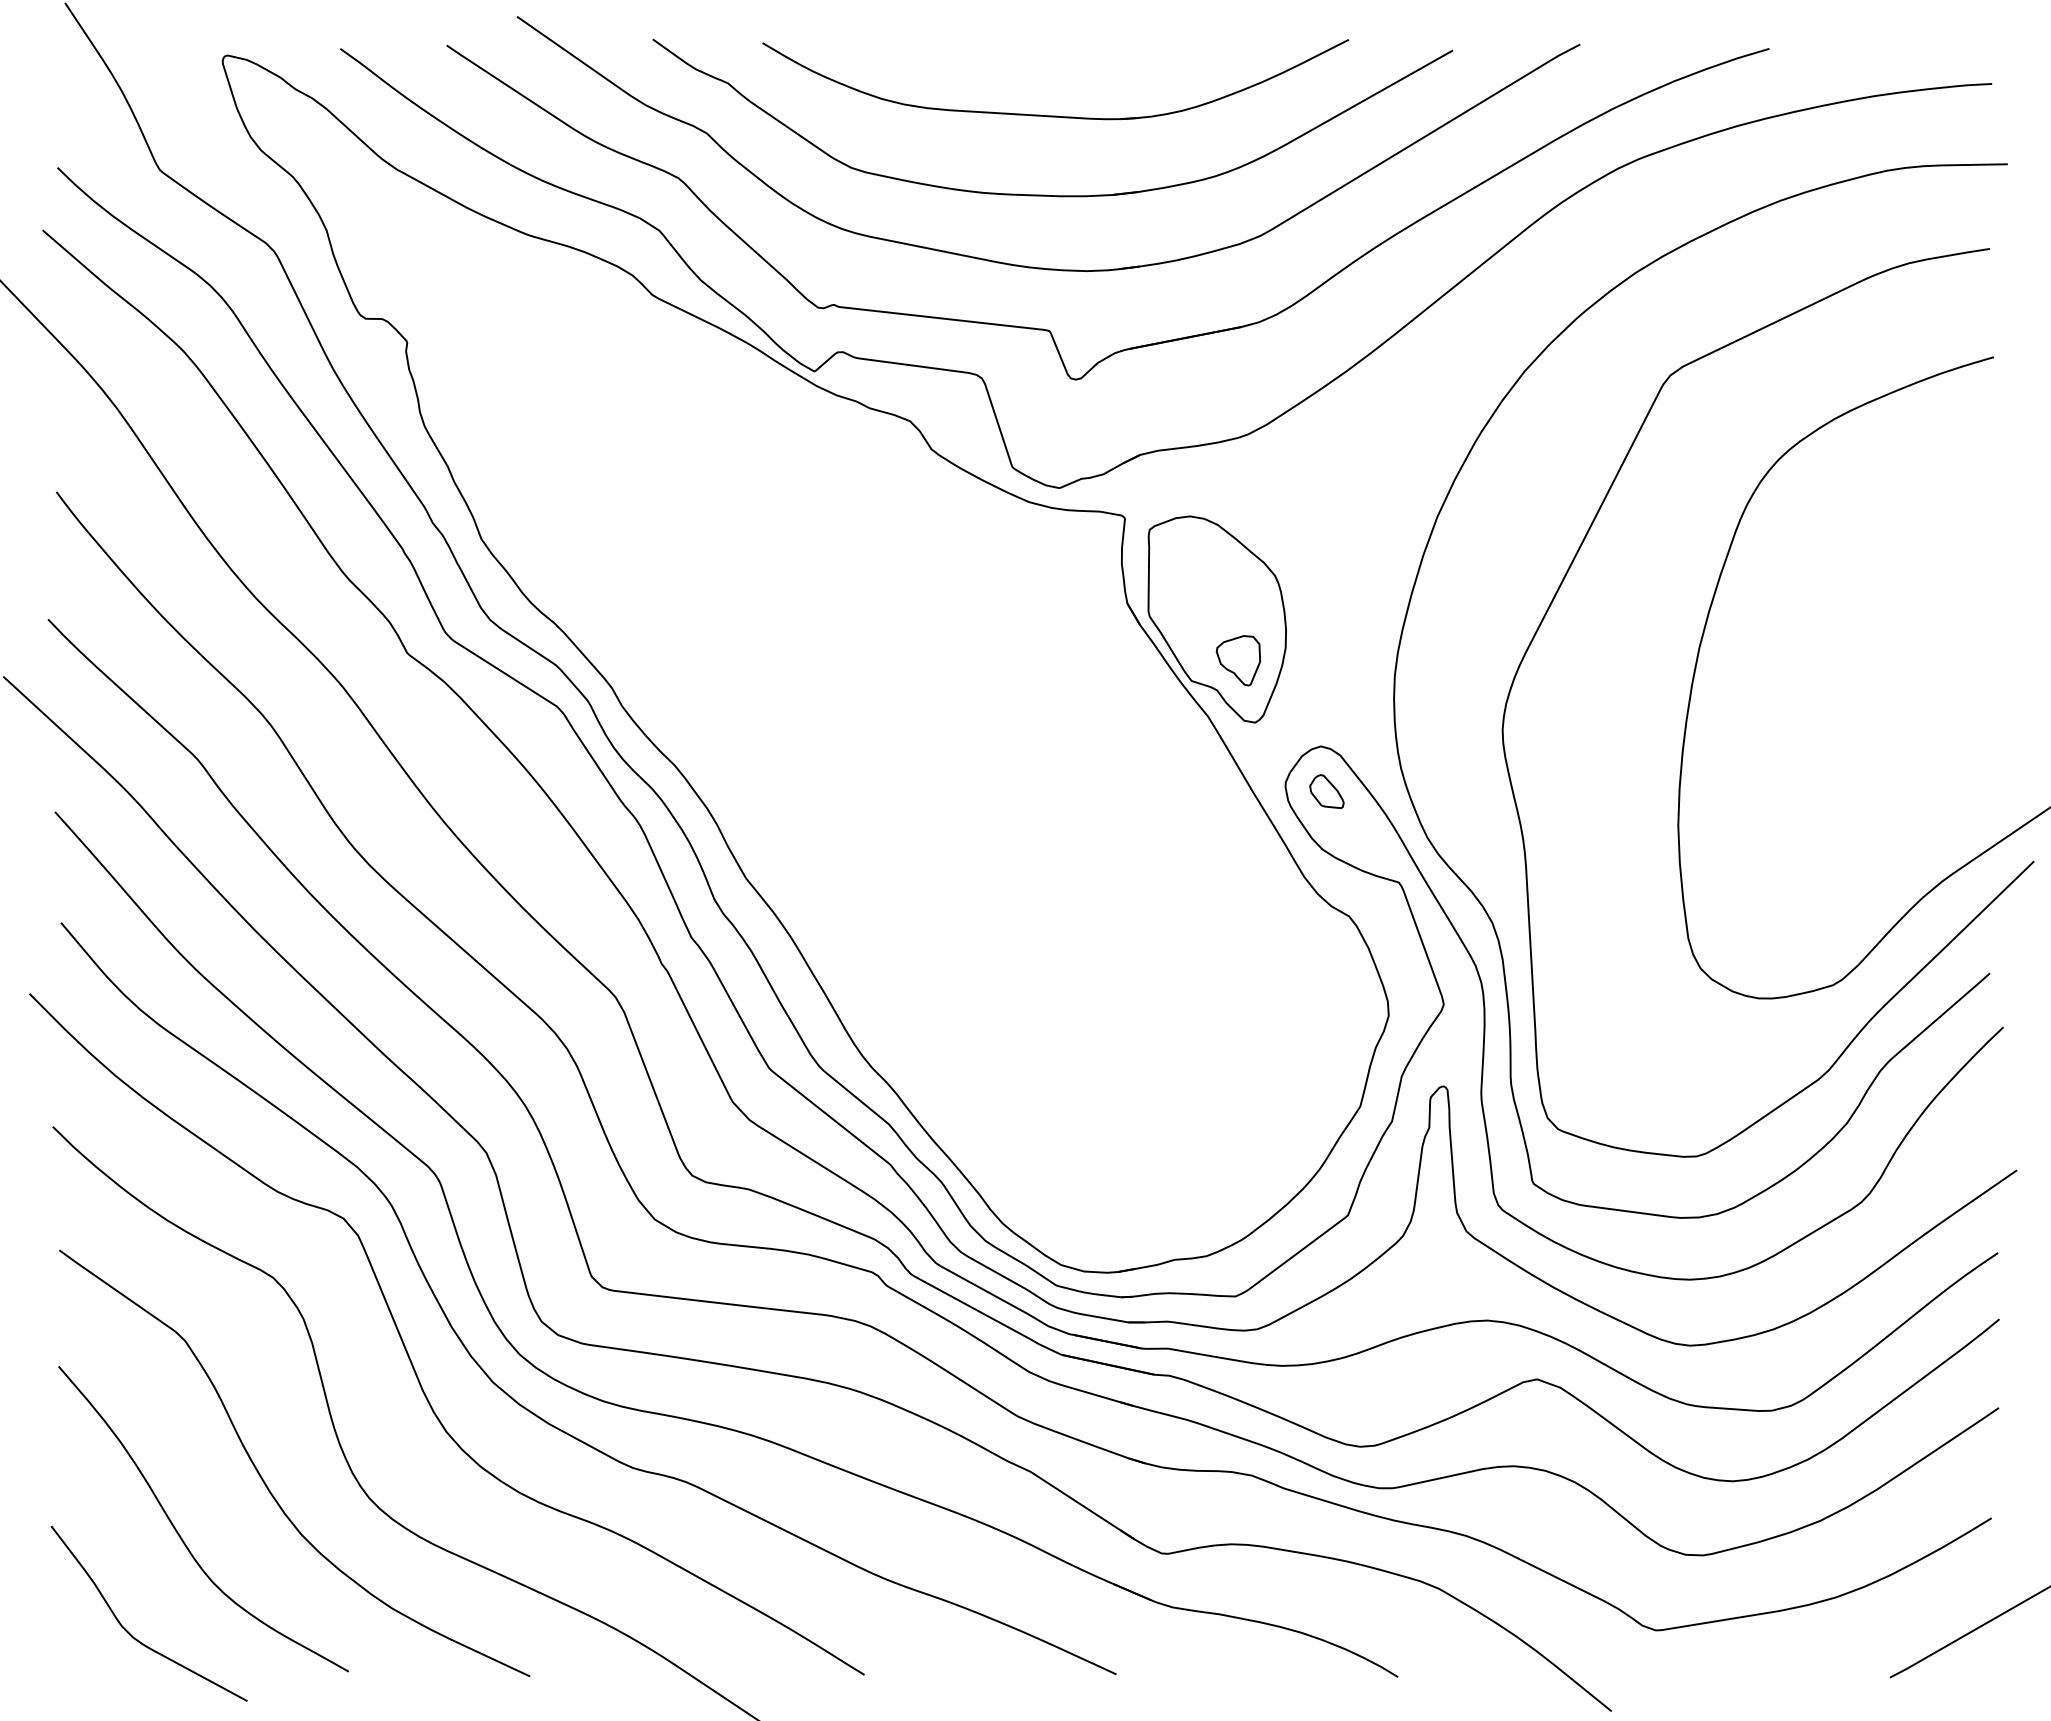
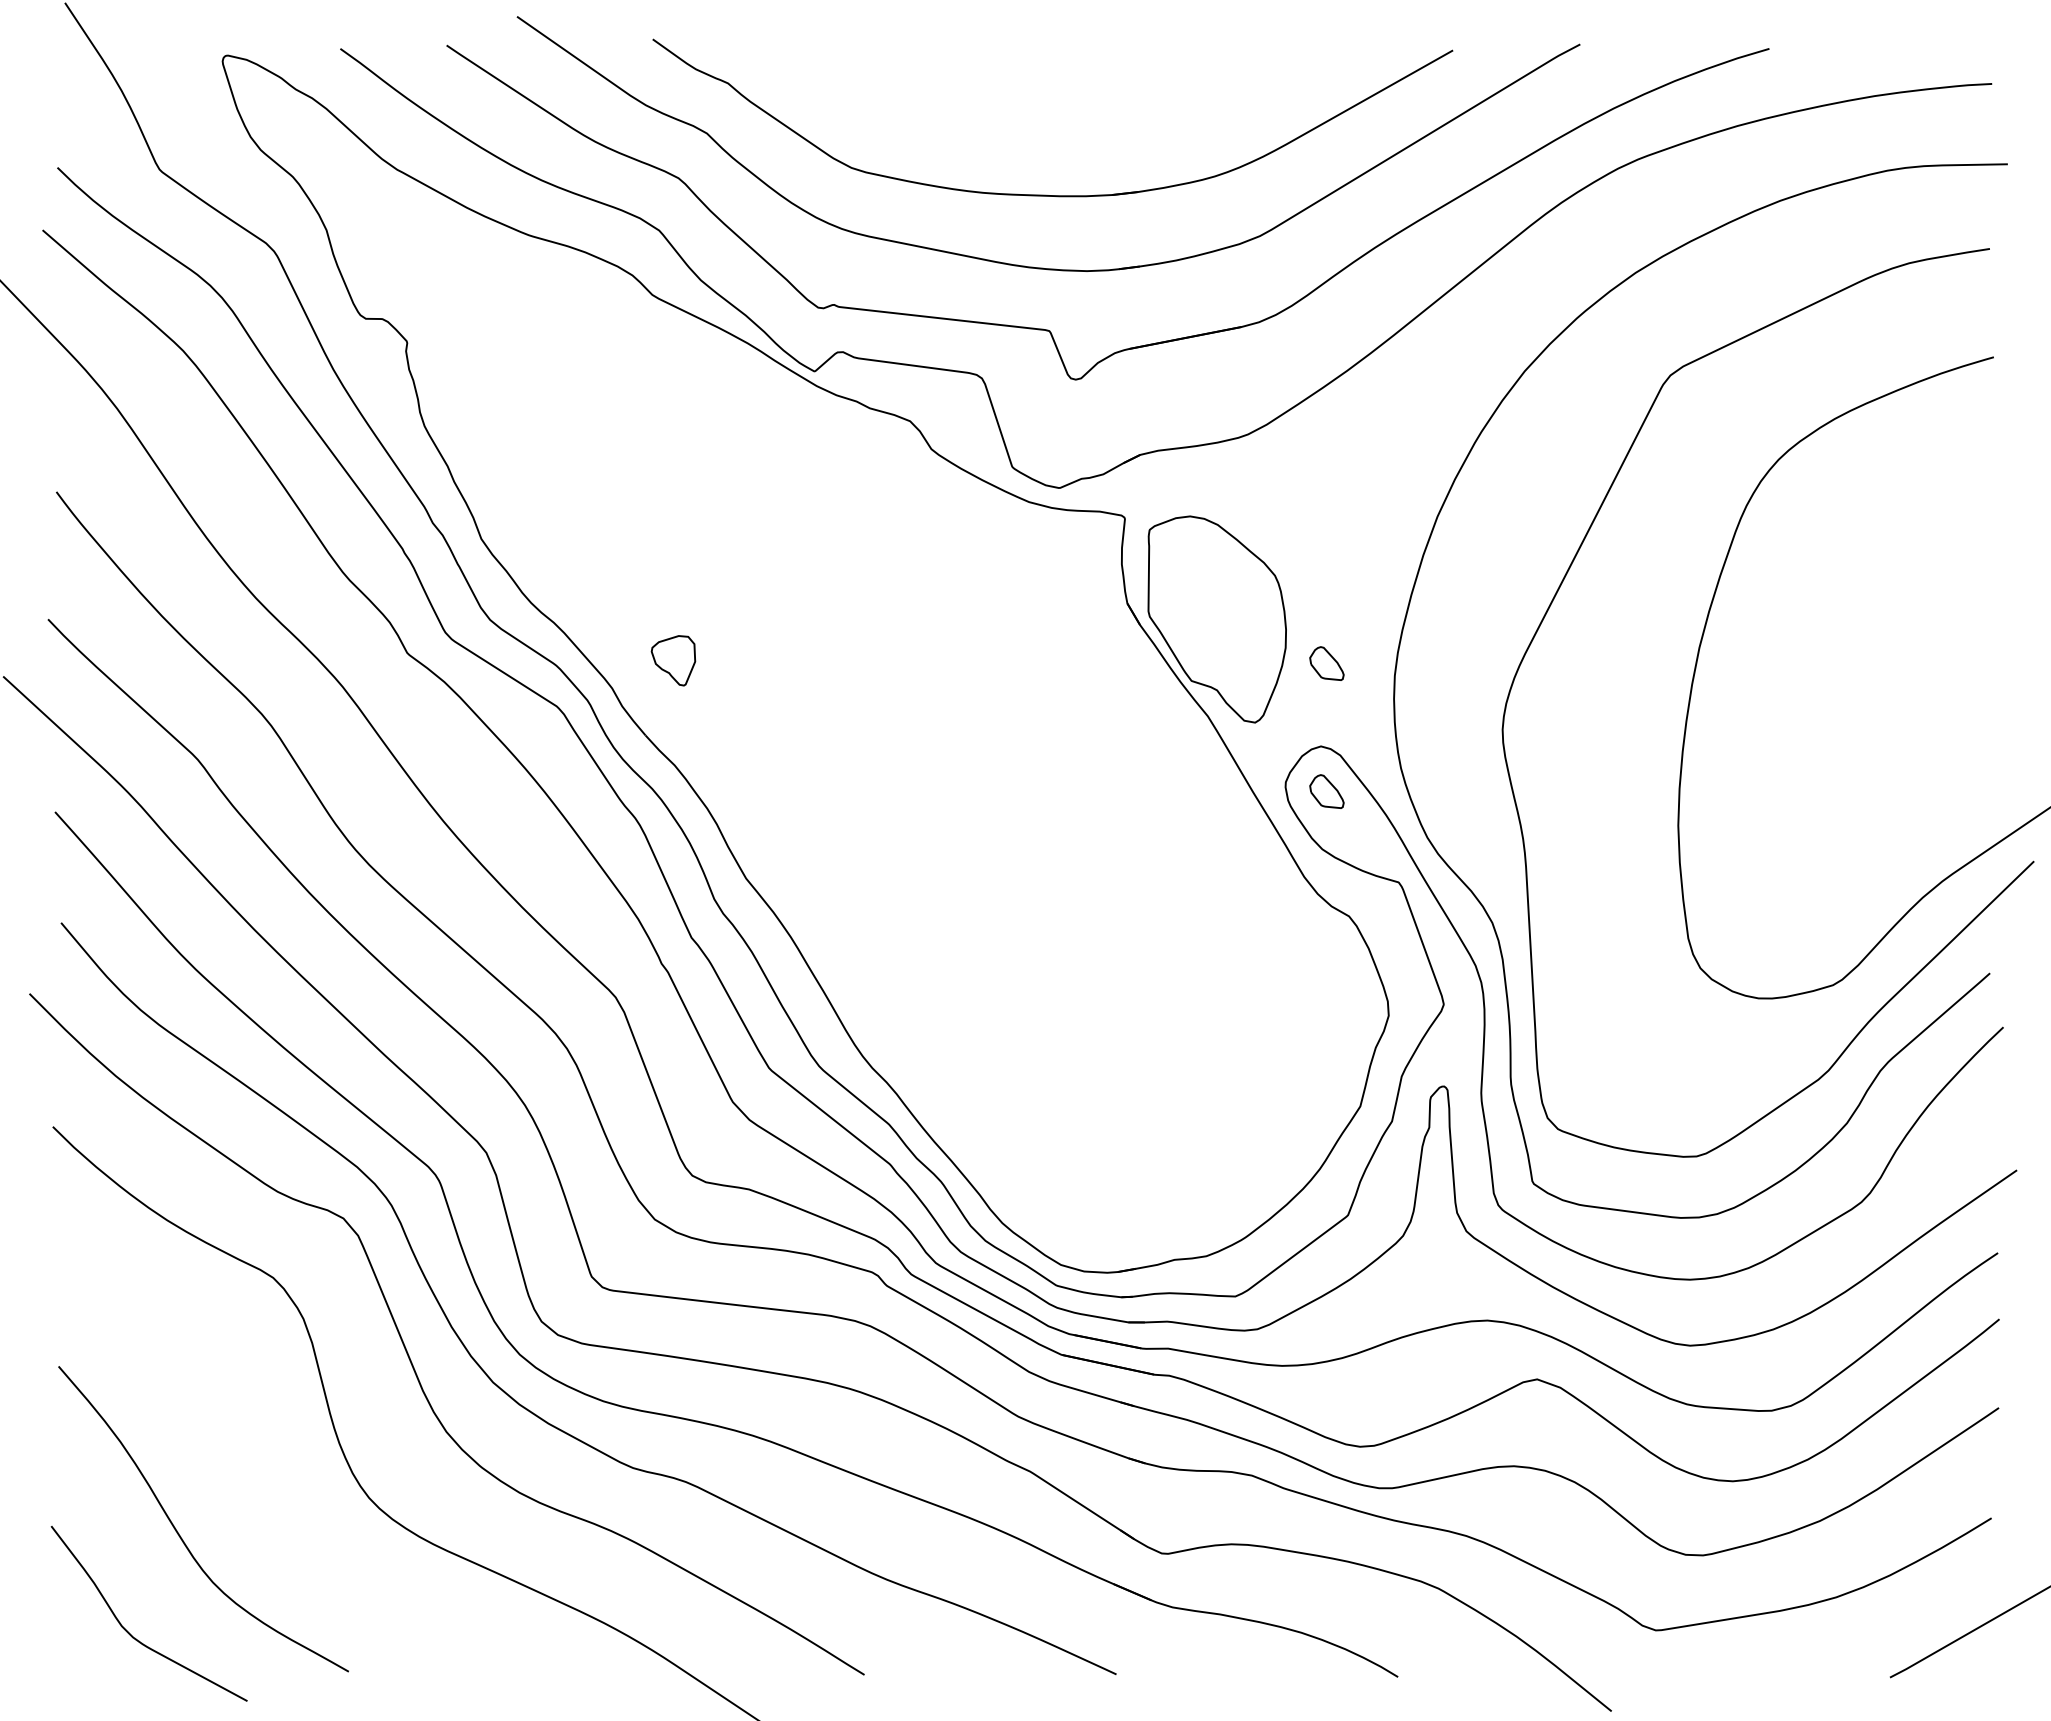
part: present -> none (1055, 115)
part position: (1238, 660) -> (673, 660) (673, 660)
part: none -> present (1326, 663)
curve: present -> none (264, 1480)
